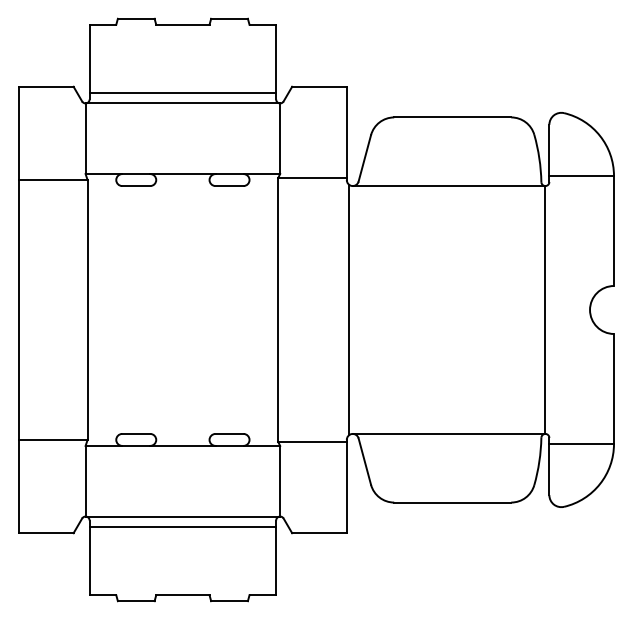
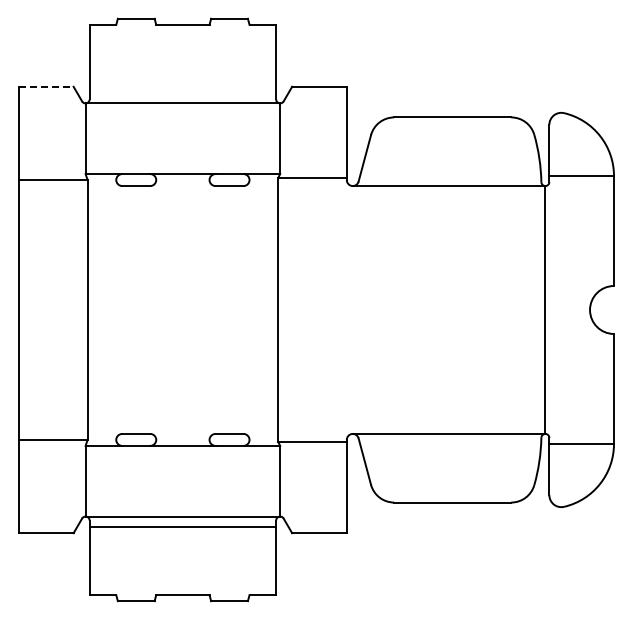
line: solid -> dashed (46, 86)
line: present -> none (182, 93)
line: present -> none (348, 309)
